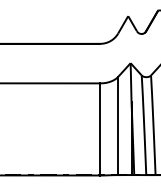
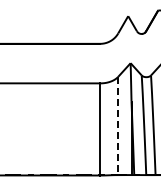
line: solid -> dashed (118, 126)
